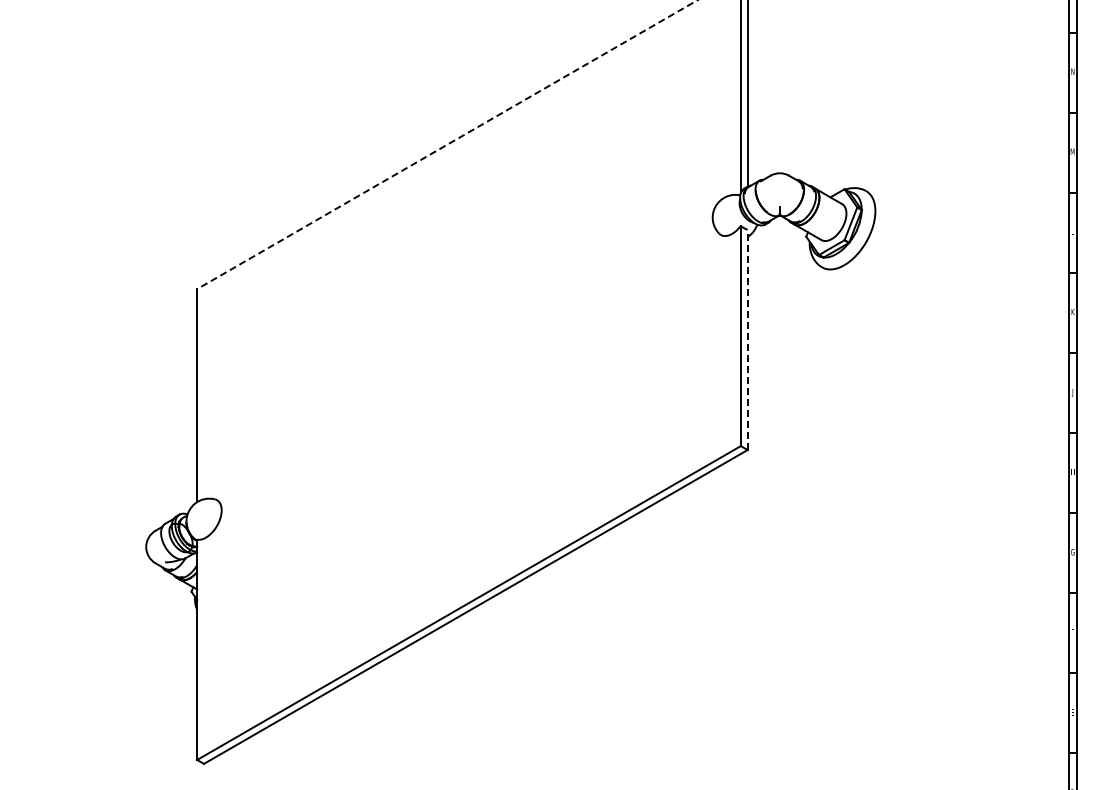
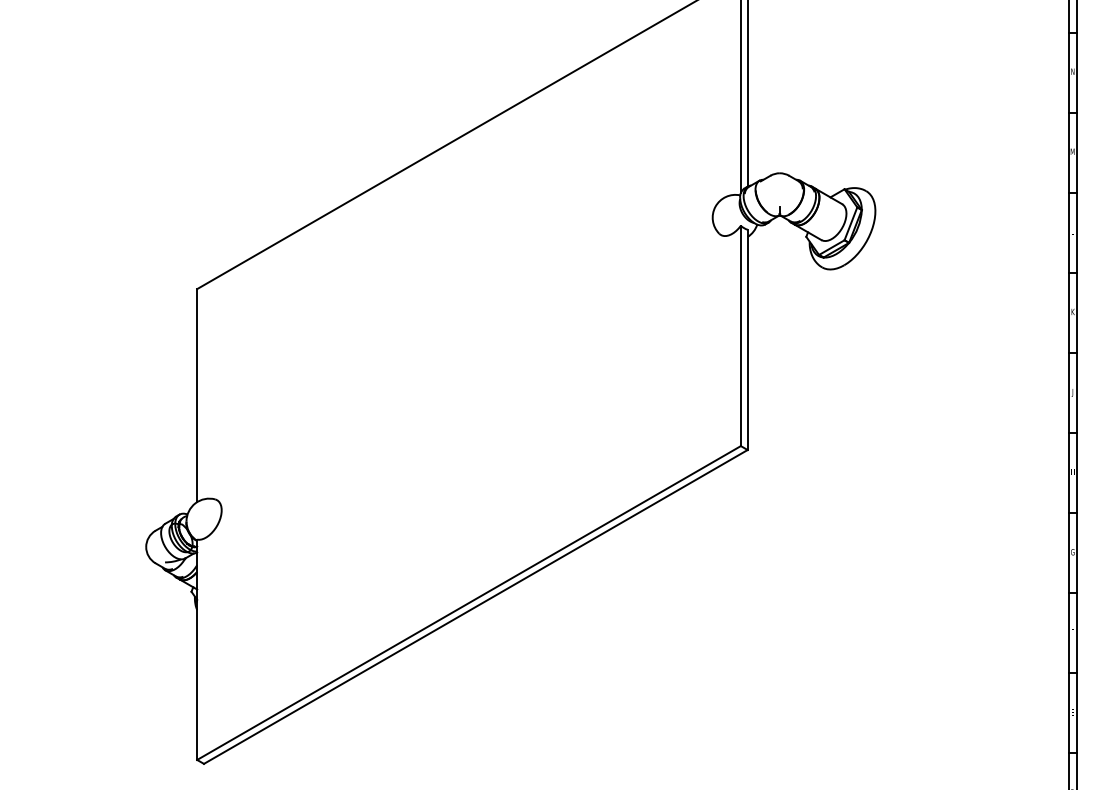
line: dashed -> solid (447, 144)
line: dashed -> solid (747, 339)
